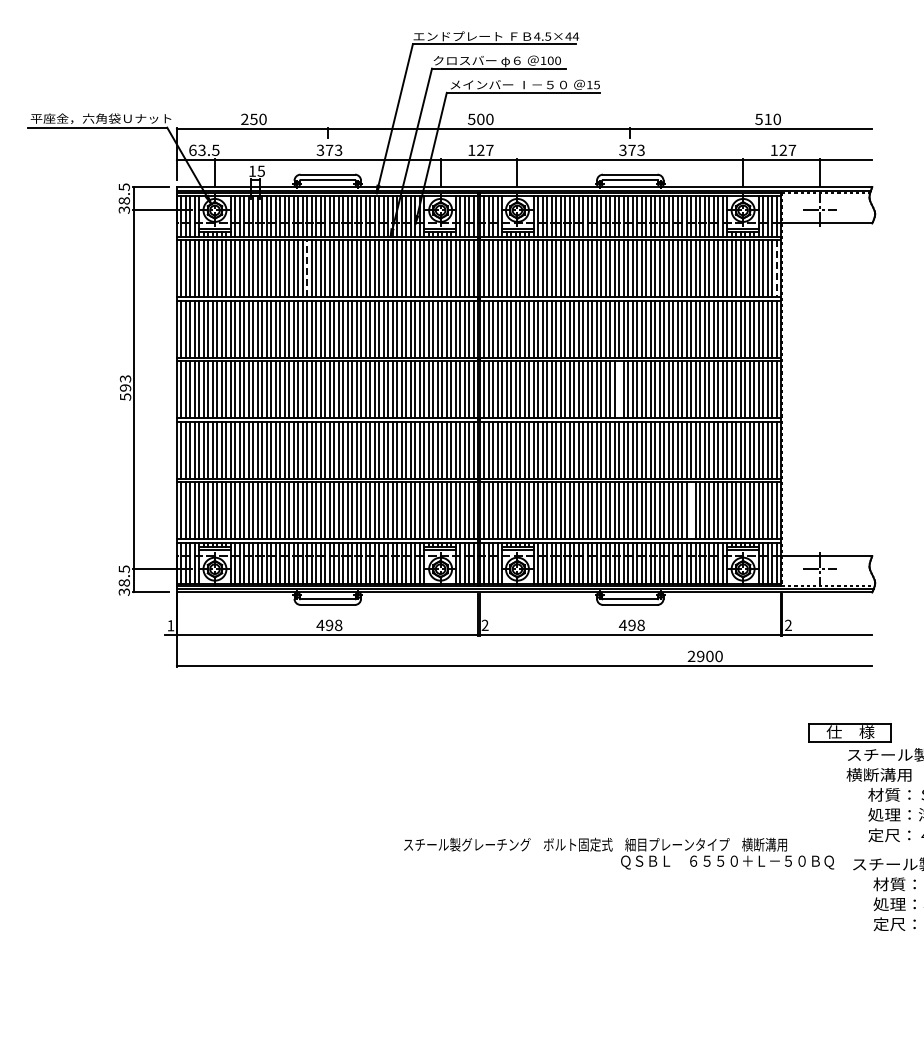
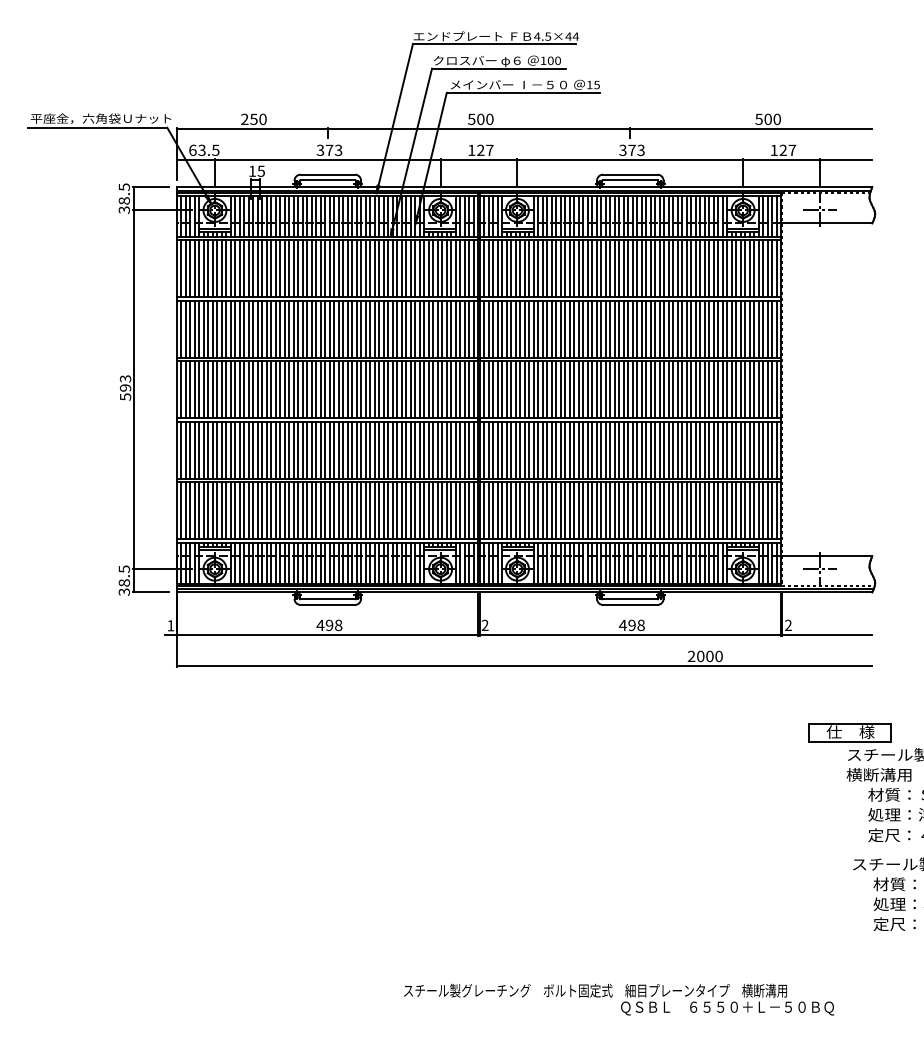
text: 510 -> 500 (767, 119)
line: dashed -> solid (307, 268)
line: dashed -> solid (776, 269)
line: none -> present (618, 389)
line: none -> present (690, 510)
text: 2900 -> 2000 (700, 656)
text position: (619, 853) -> (619, 999) (619, 999)
